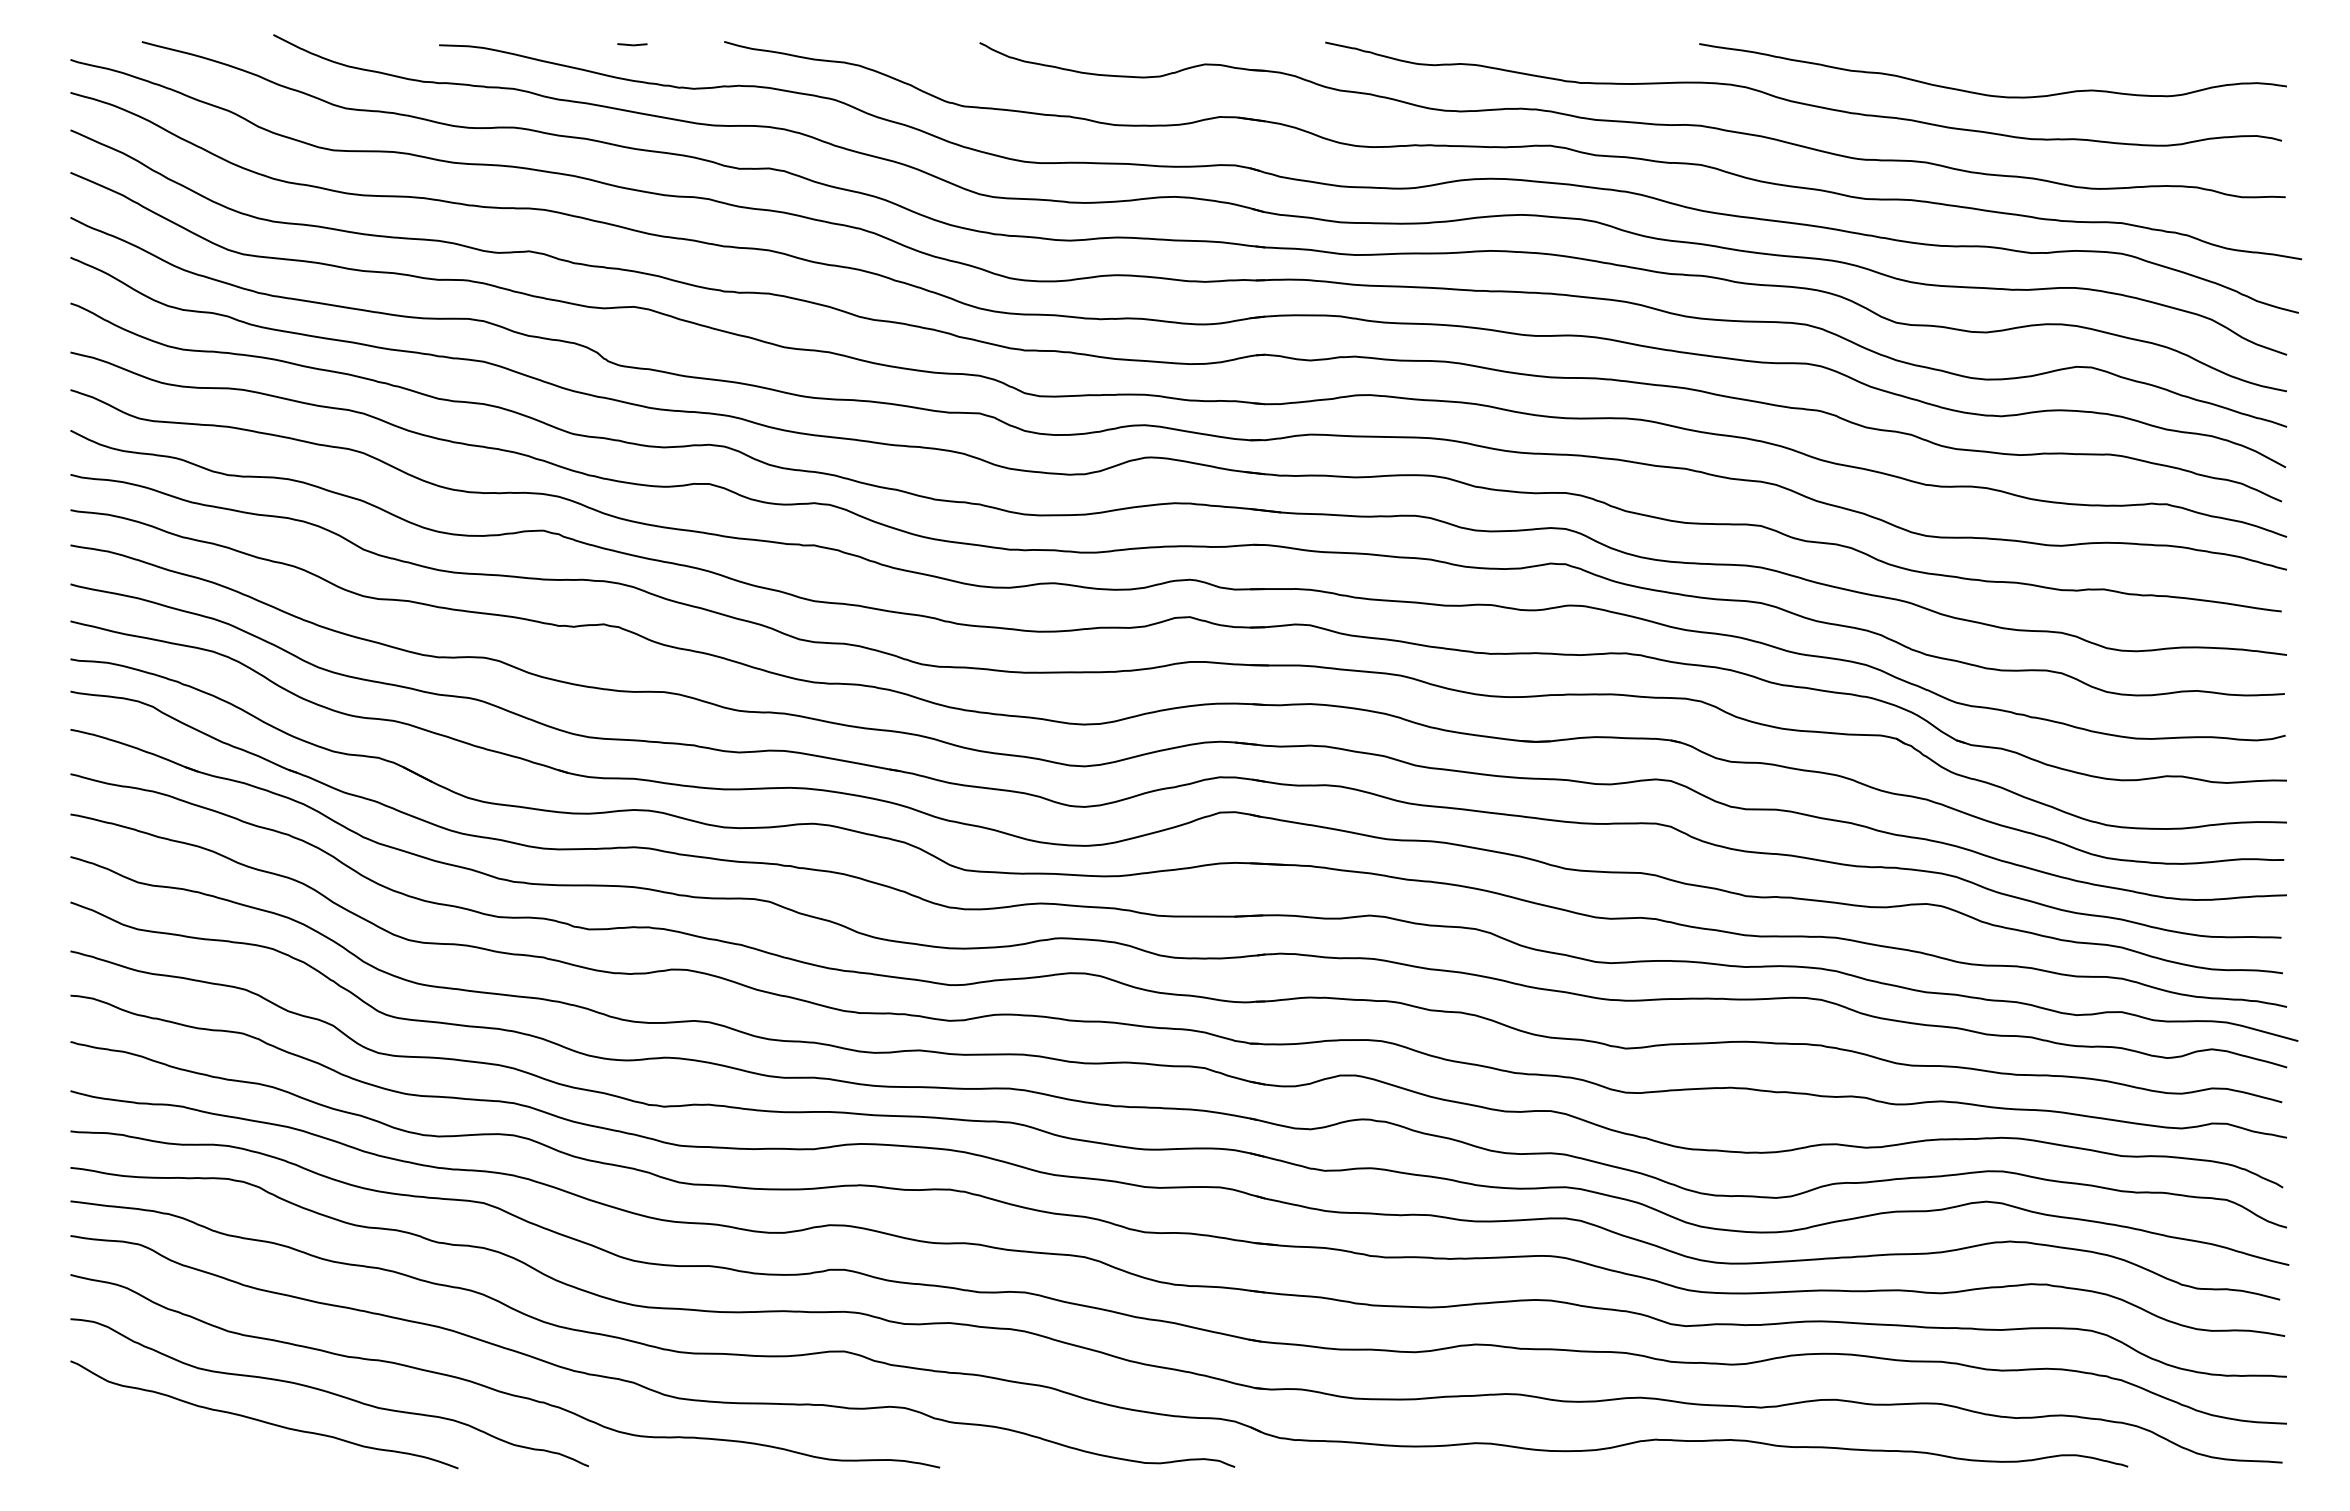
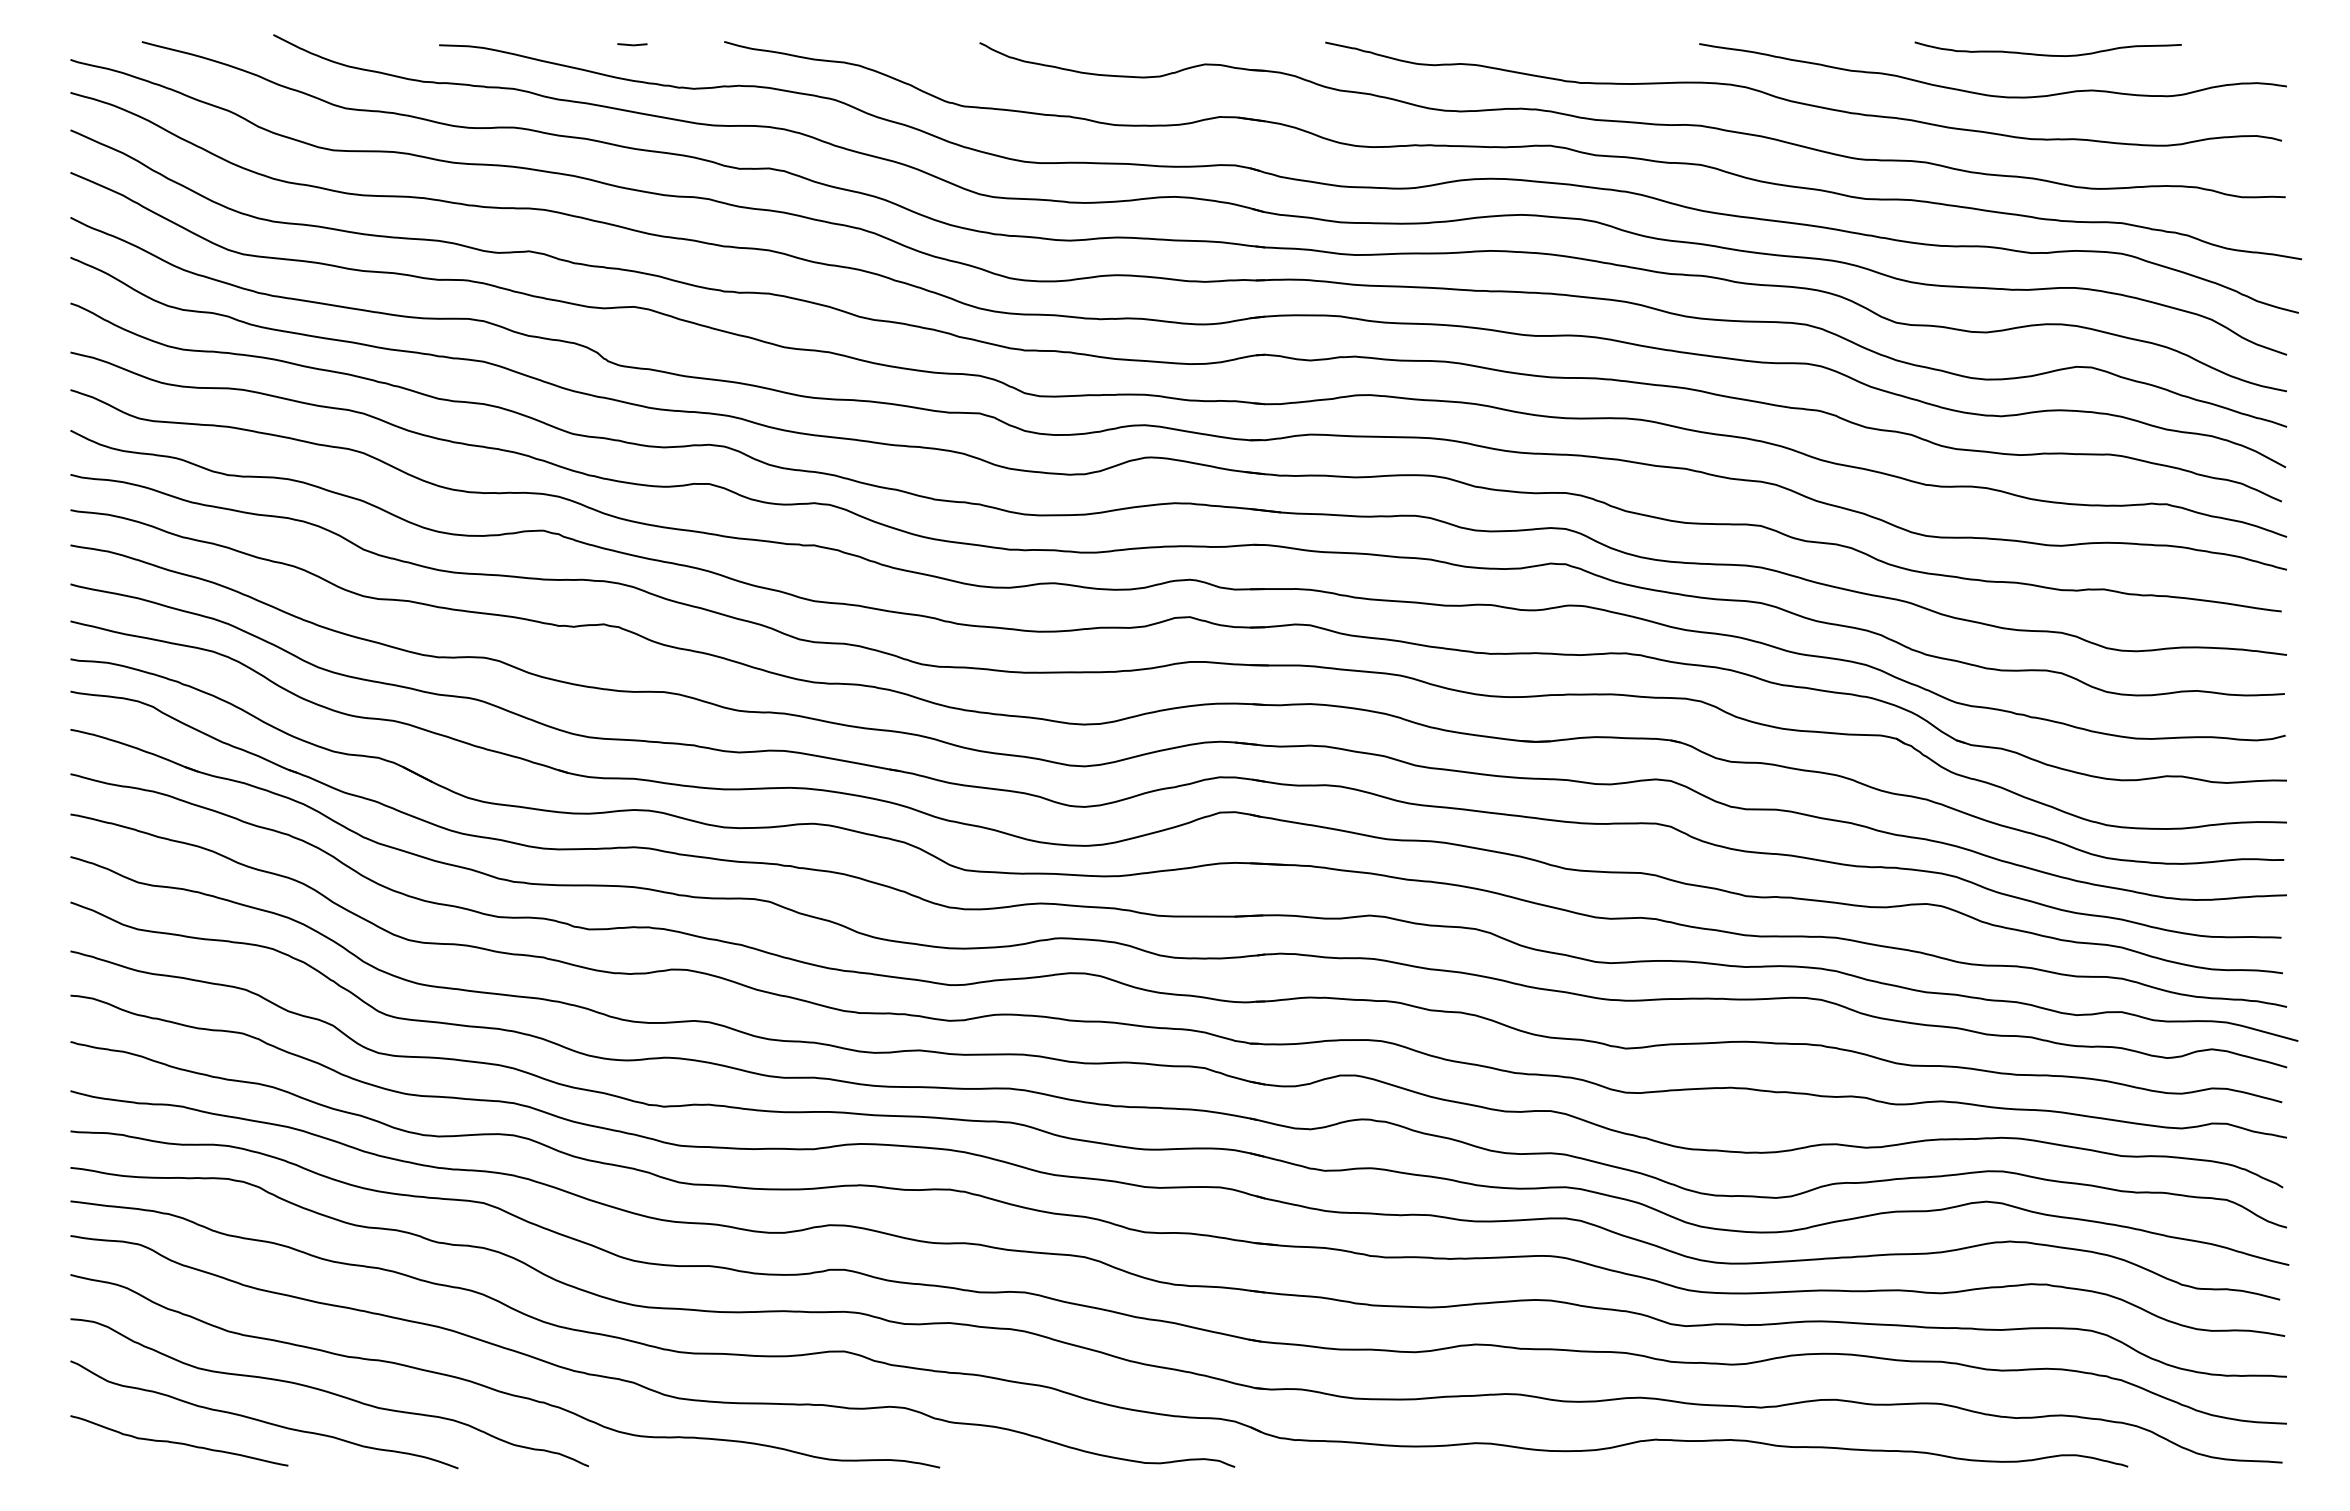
curve: none -> present (2047, 54)
curve: none -> present (179, 1442)
